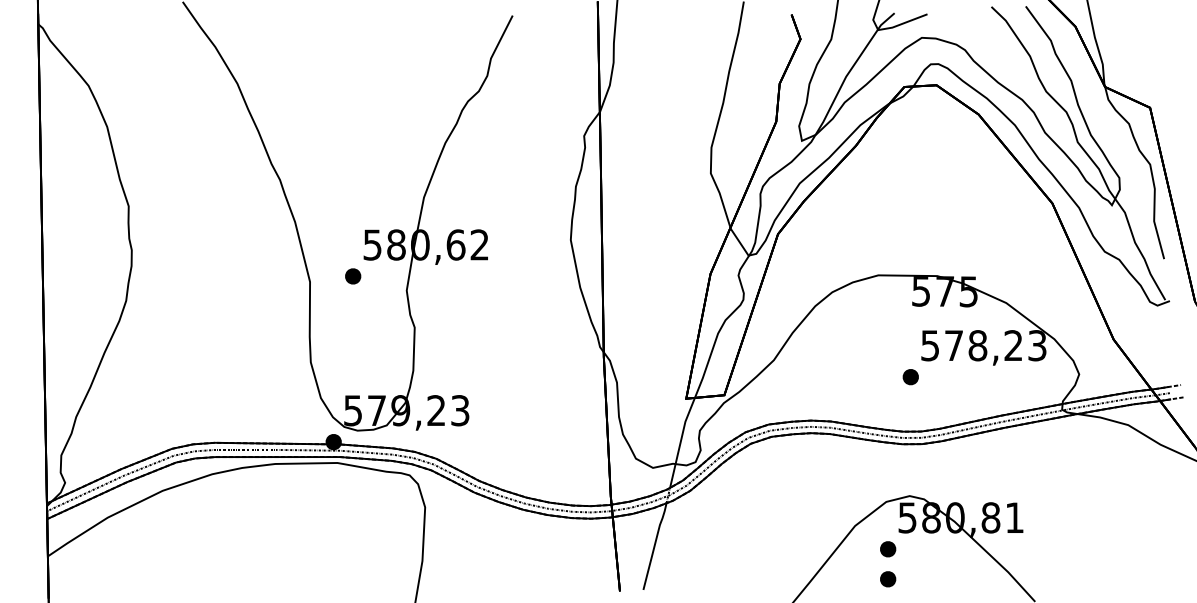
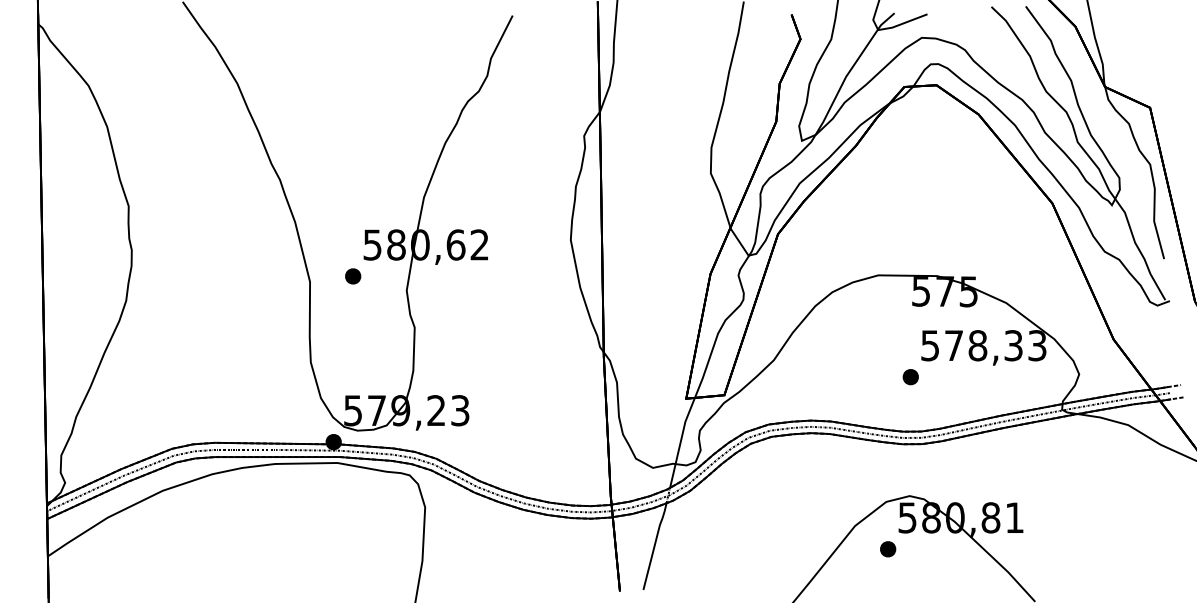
text: 578,23 -> 578,33 (1013, 345)
part: present -> none (888, 579)
